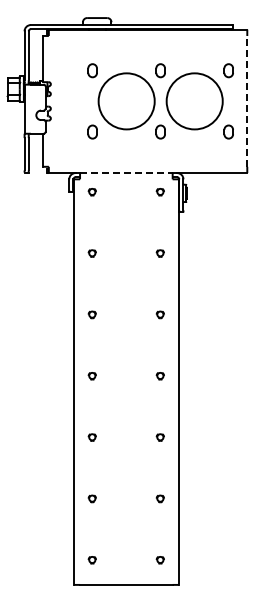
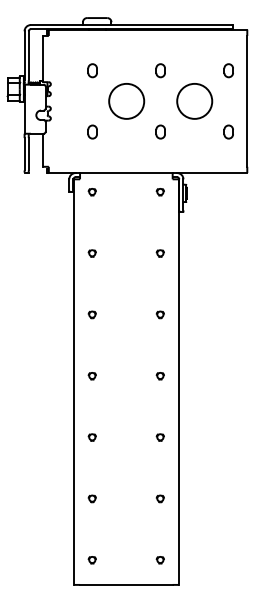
line: dashed -> solid (247, 100)
circle diameter: 56 px -> 35 px (126, 100)
circle diameter: 56 px -> 35 px (194, 100)
line: dashed -> solid (126, 173)
